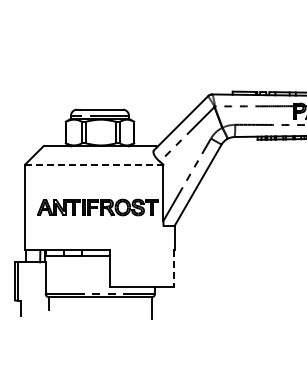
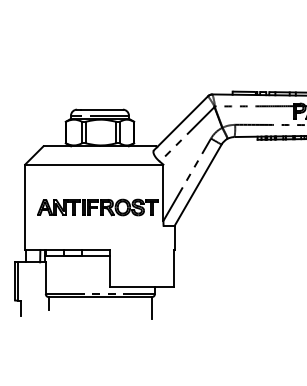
line: dashed -> solid (94, 164)
line: dashed -> solid (174, 268)
